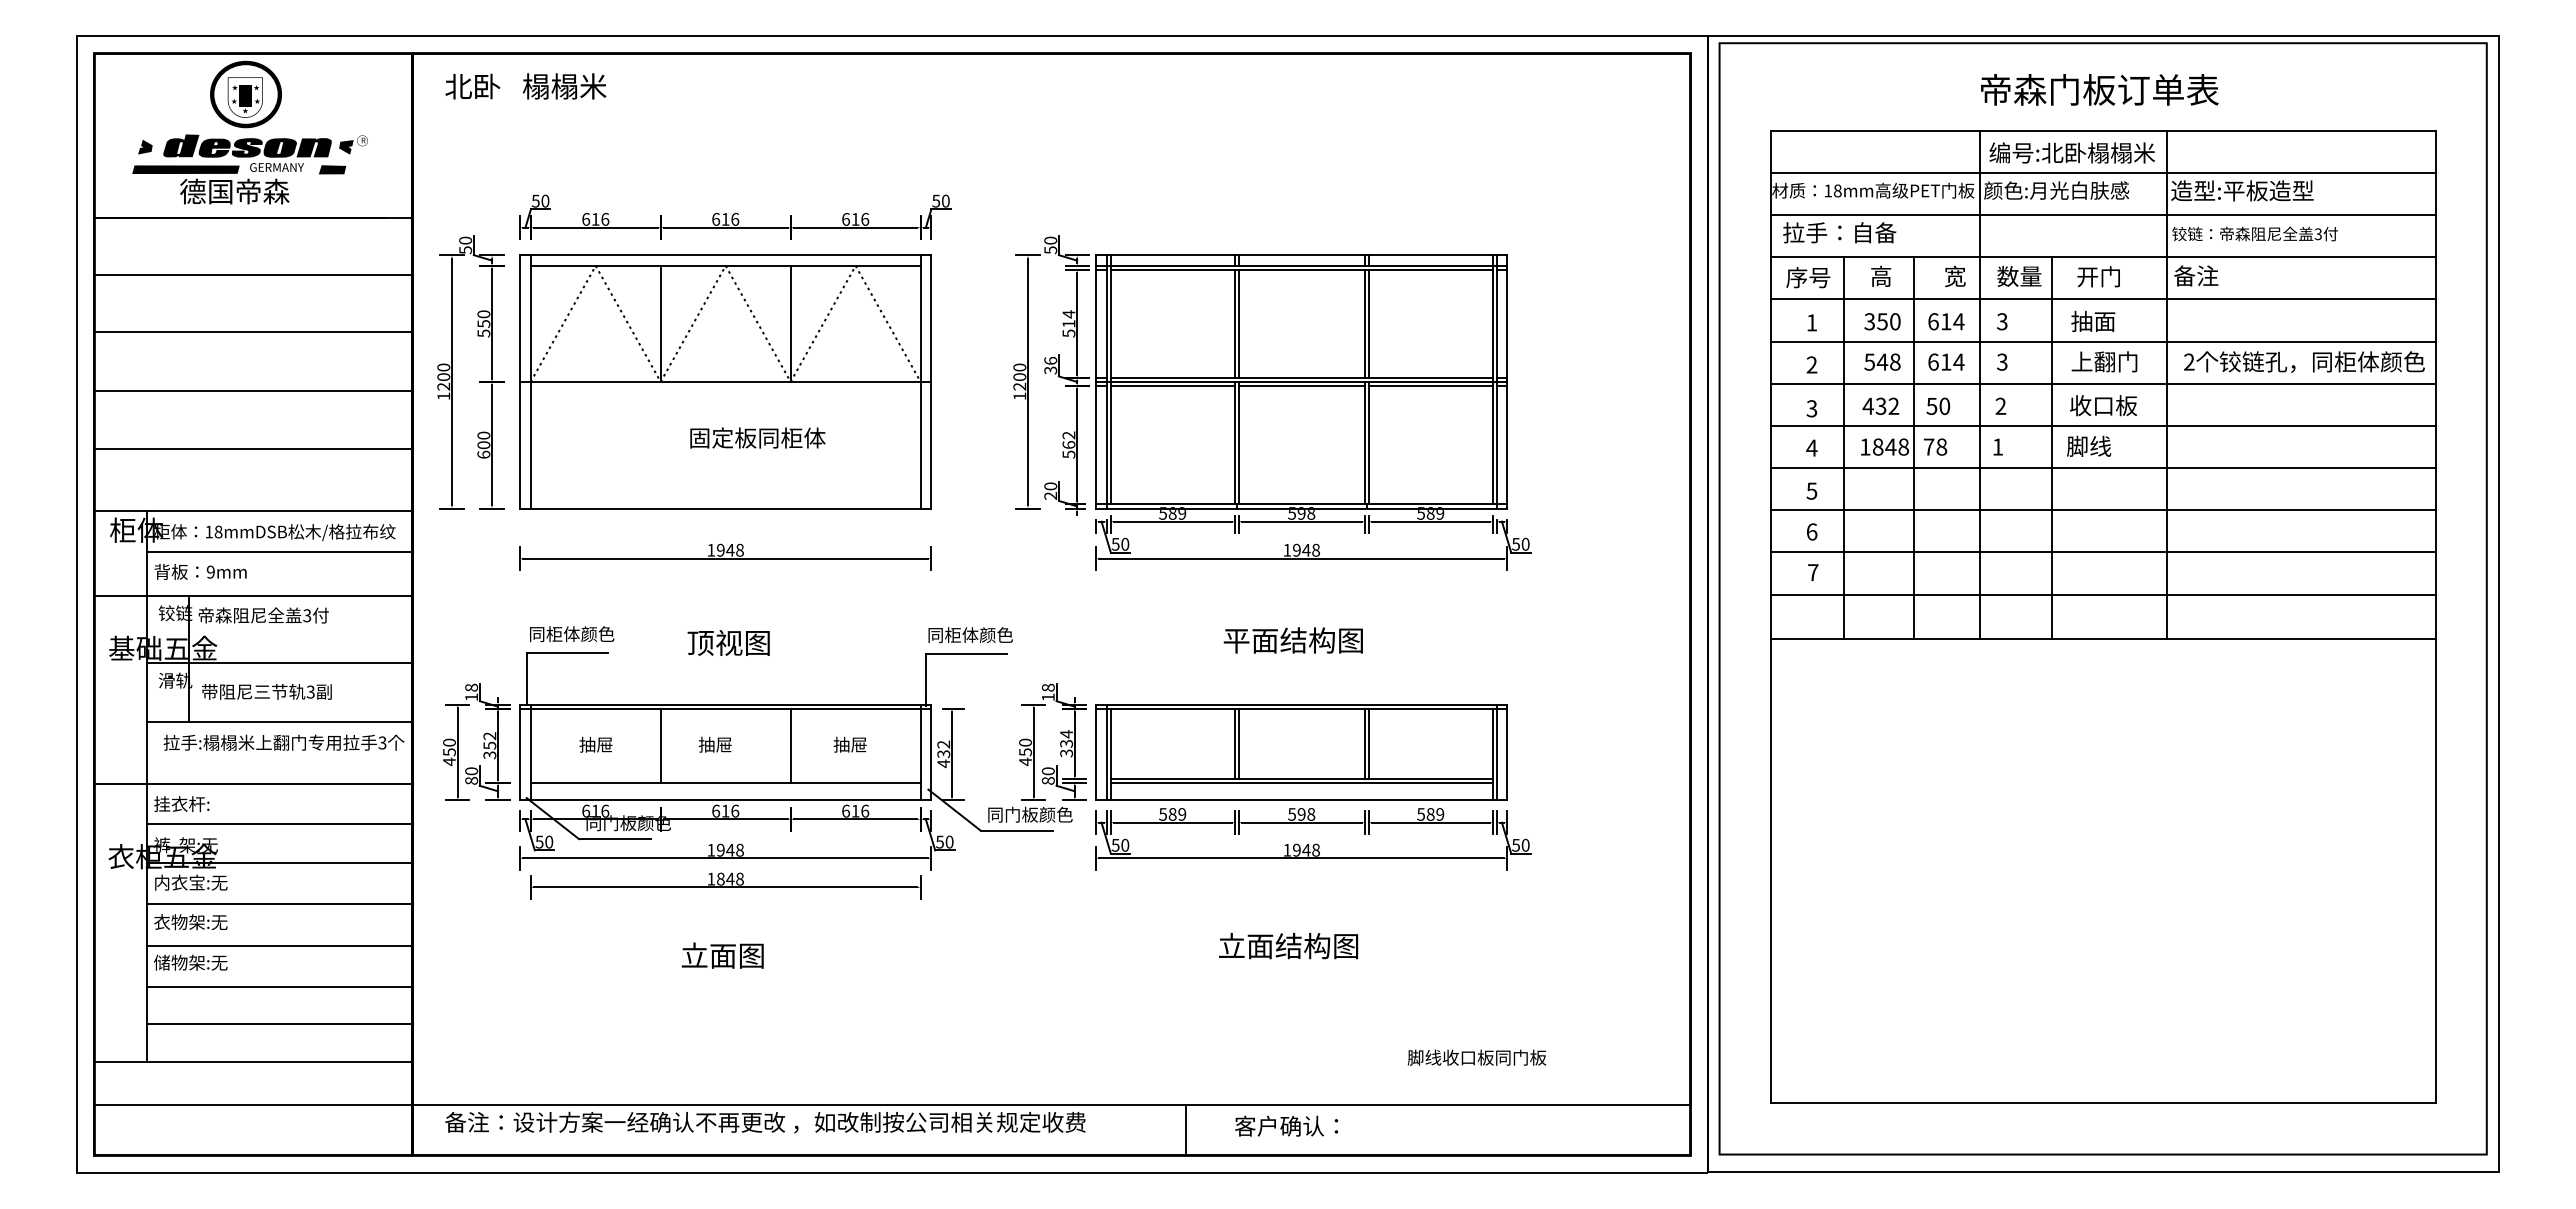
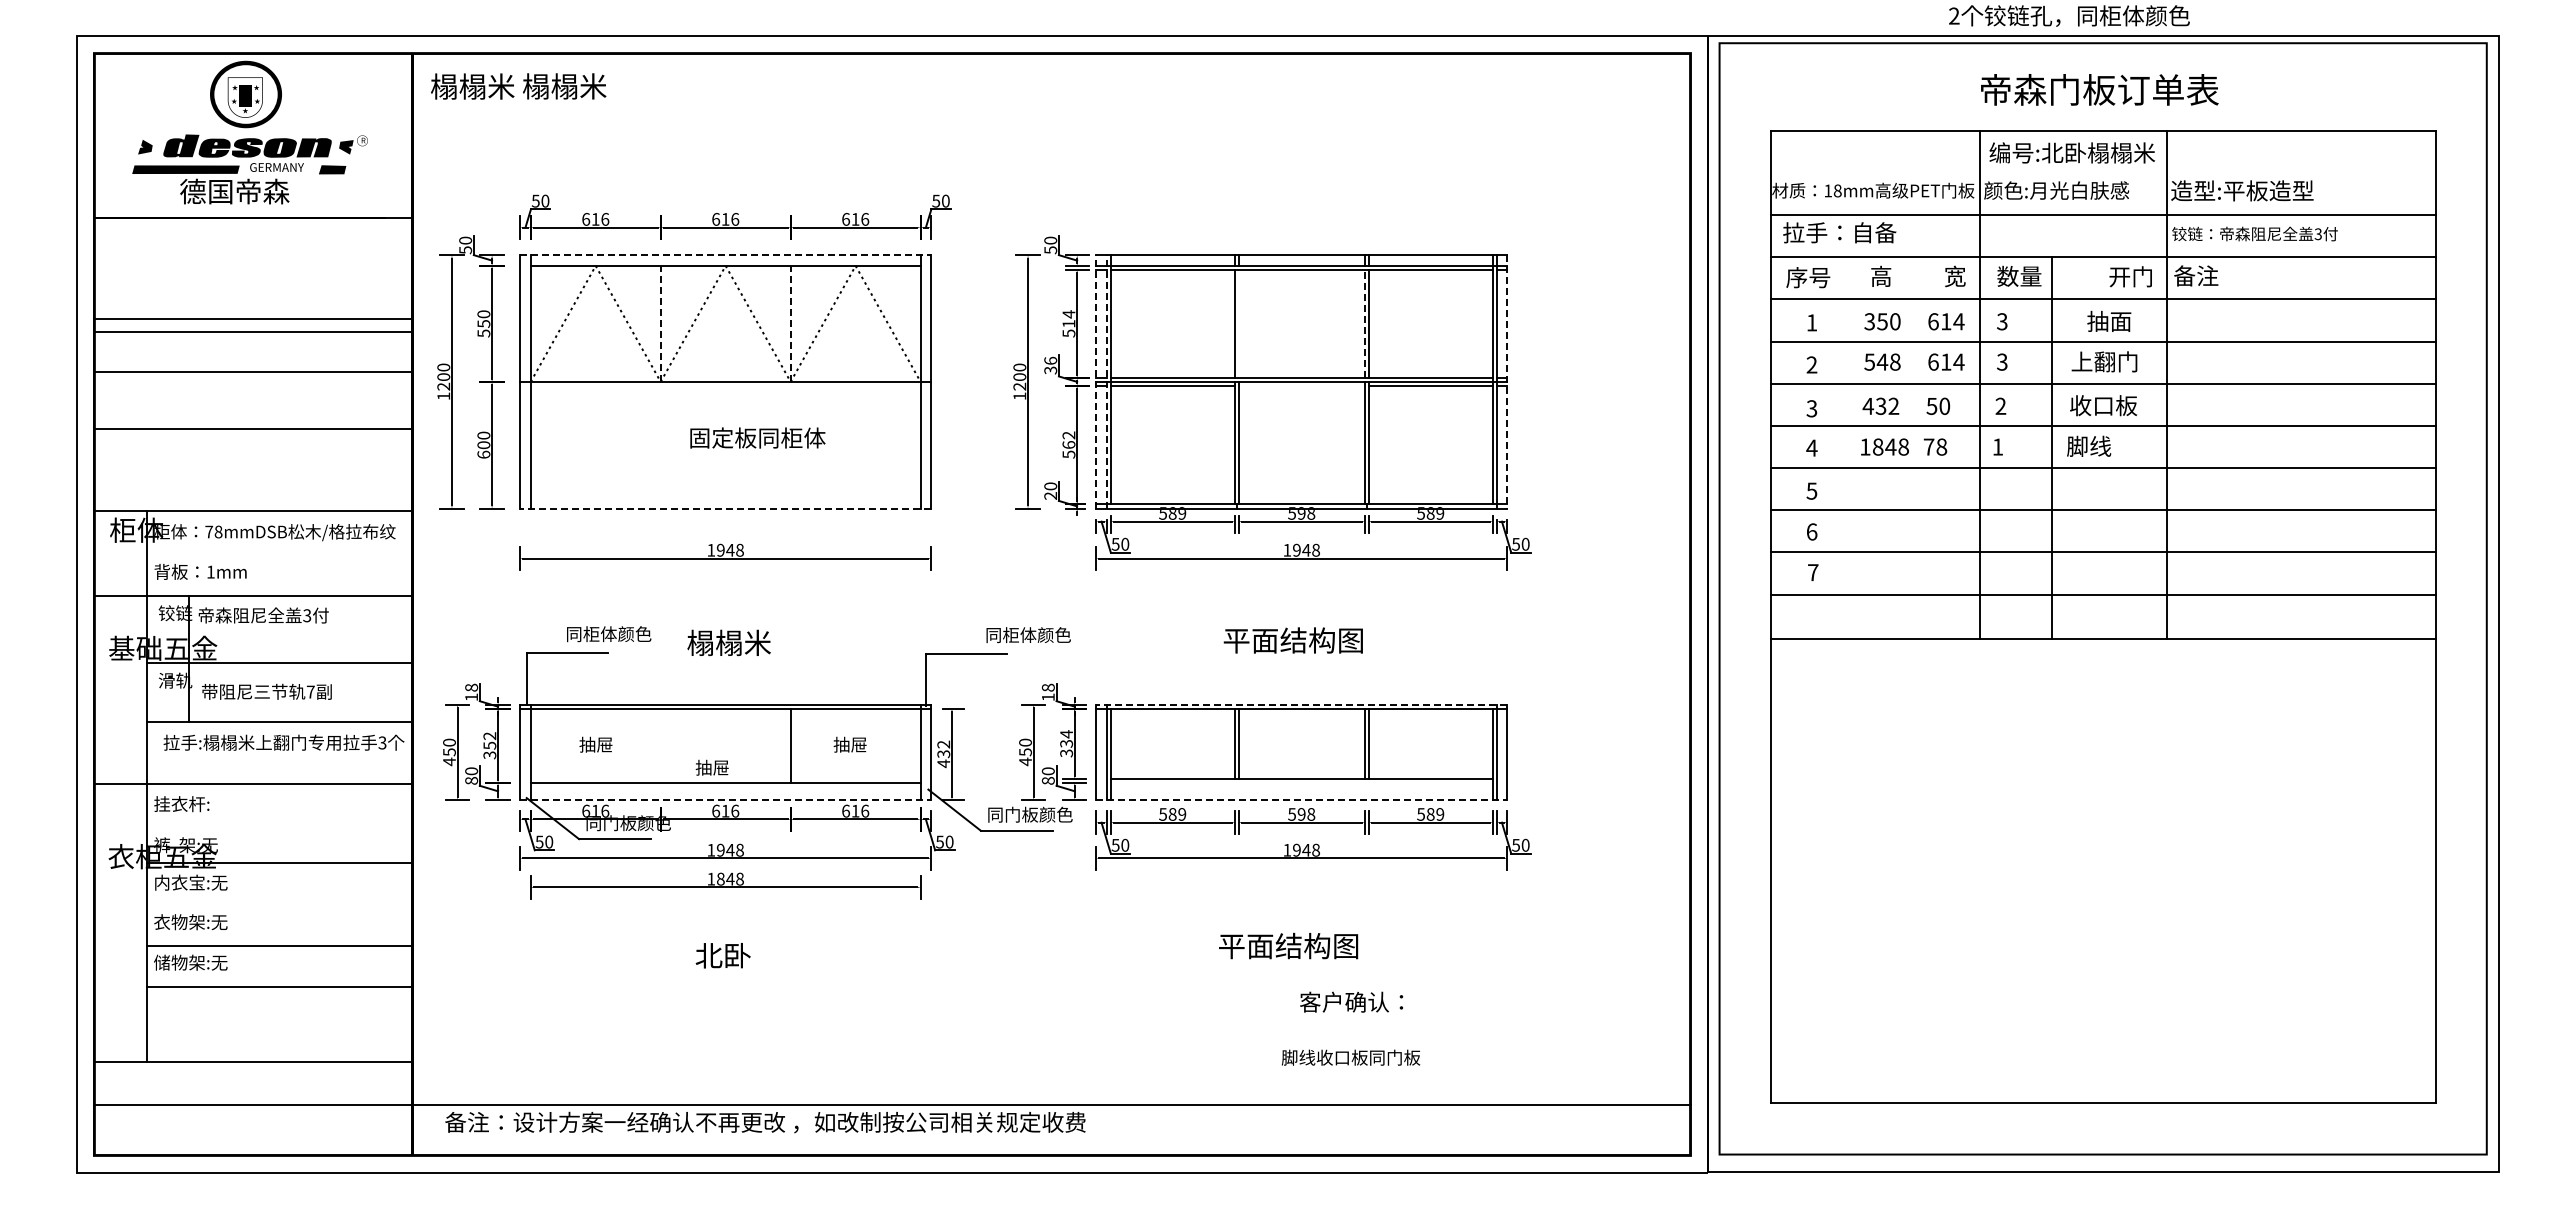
text: 北卧 -> 榻榻米 (472, 86)
line: present -> none (2102, 172)
line: solid -> dashed (726, 255)
line position: (253, 275) -> (253, 319) (253, 319)
text position: (2098, 276) -> (2130, 276) (2130, 276)
text position: (2093, 320) -> (2109, 320) (2109, 320)
line: solid -> dashed (660, 323)
line: solid -> dashed (790, 323)
line: present -> none (1238, 323)
line: solid -> dashed (1364, 323)
text position: (2304, 361) -> (2069, 15) (2069, 15)
line: solid -> dashed (1096, 381)
line: solid -> dashed (1106, 381)
line: solid -> dashed (1507, 381)
line: present -> none (1301, 385)
line position: (253, 390) -> (253, 371) (253, 371)
line: present -> none (1844, 448)
line: present -> none (1913, 448)
line position: (253, 449) -> (253, 429) (253, 429)
line: solid -> dashed (725, 508)
text: 18mmDSB -> 78mmDSB (209, 531)
line: present -> none (279, 552)
text: 9mm -> 1mm (210, 571)
text position: (572, 634) -> (609, 634) (609, 634)
text position: (970, 634) -> (1028, 634) (1028, 634)
text: 顶视图 -> 榻榻米 (728, 642)
text: 3 -> 7 (310, 691)
line: solid -> dashed (1301, 704)
text position: (714, 744) -> (711, 767) (711, 767)
line: present -> none (660, 745)
line: present -> none (1301, 782)
line: solid -> dashed (726, 799)
line: solid -> dashed (1302, 799)
line: present -> none (279, 824)
line: present -> none (279, 903)
text: 立面结构图 -> 平面结构图 (1231, 946)
text: 立面图 -> 北卧 (722, 955)
line: present -> none (279, 1024)
text position: (1476, 1057) -> (1350, 1057) (1350, 1057)
text position: (1286, 1125) -> (1351, 1001) (1351, 1001)
line: present -> none (1186, 1129)
